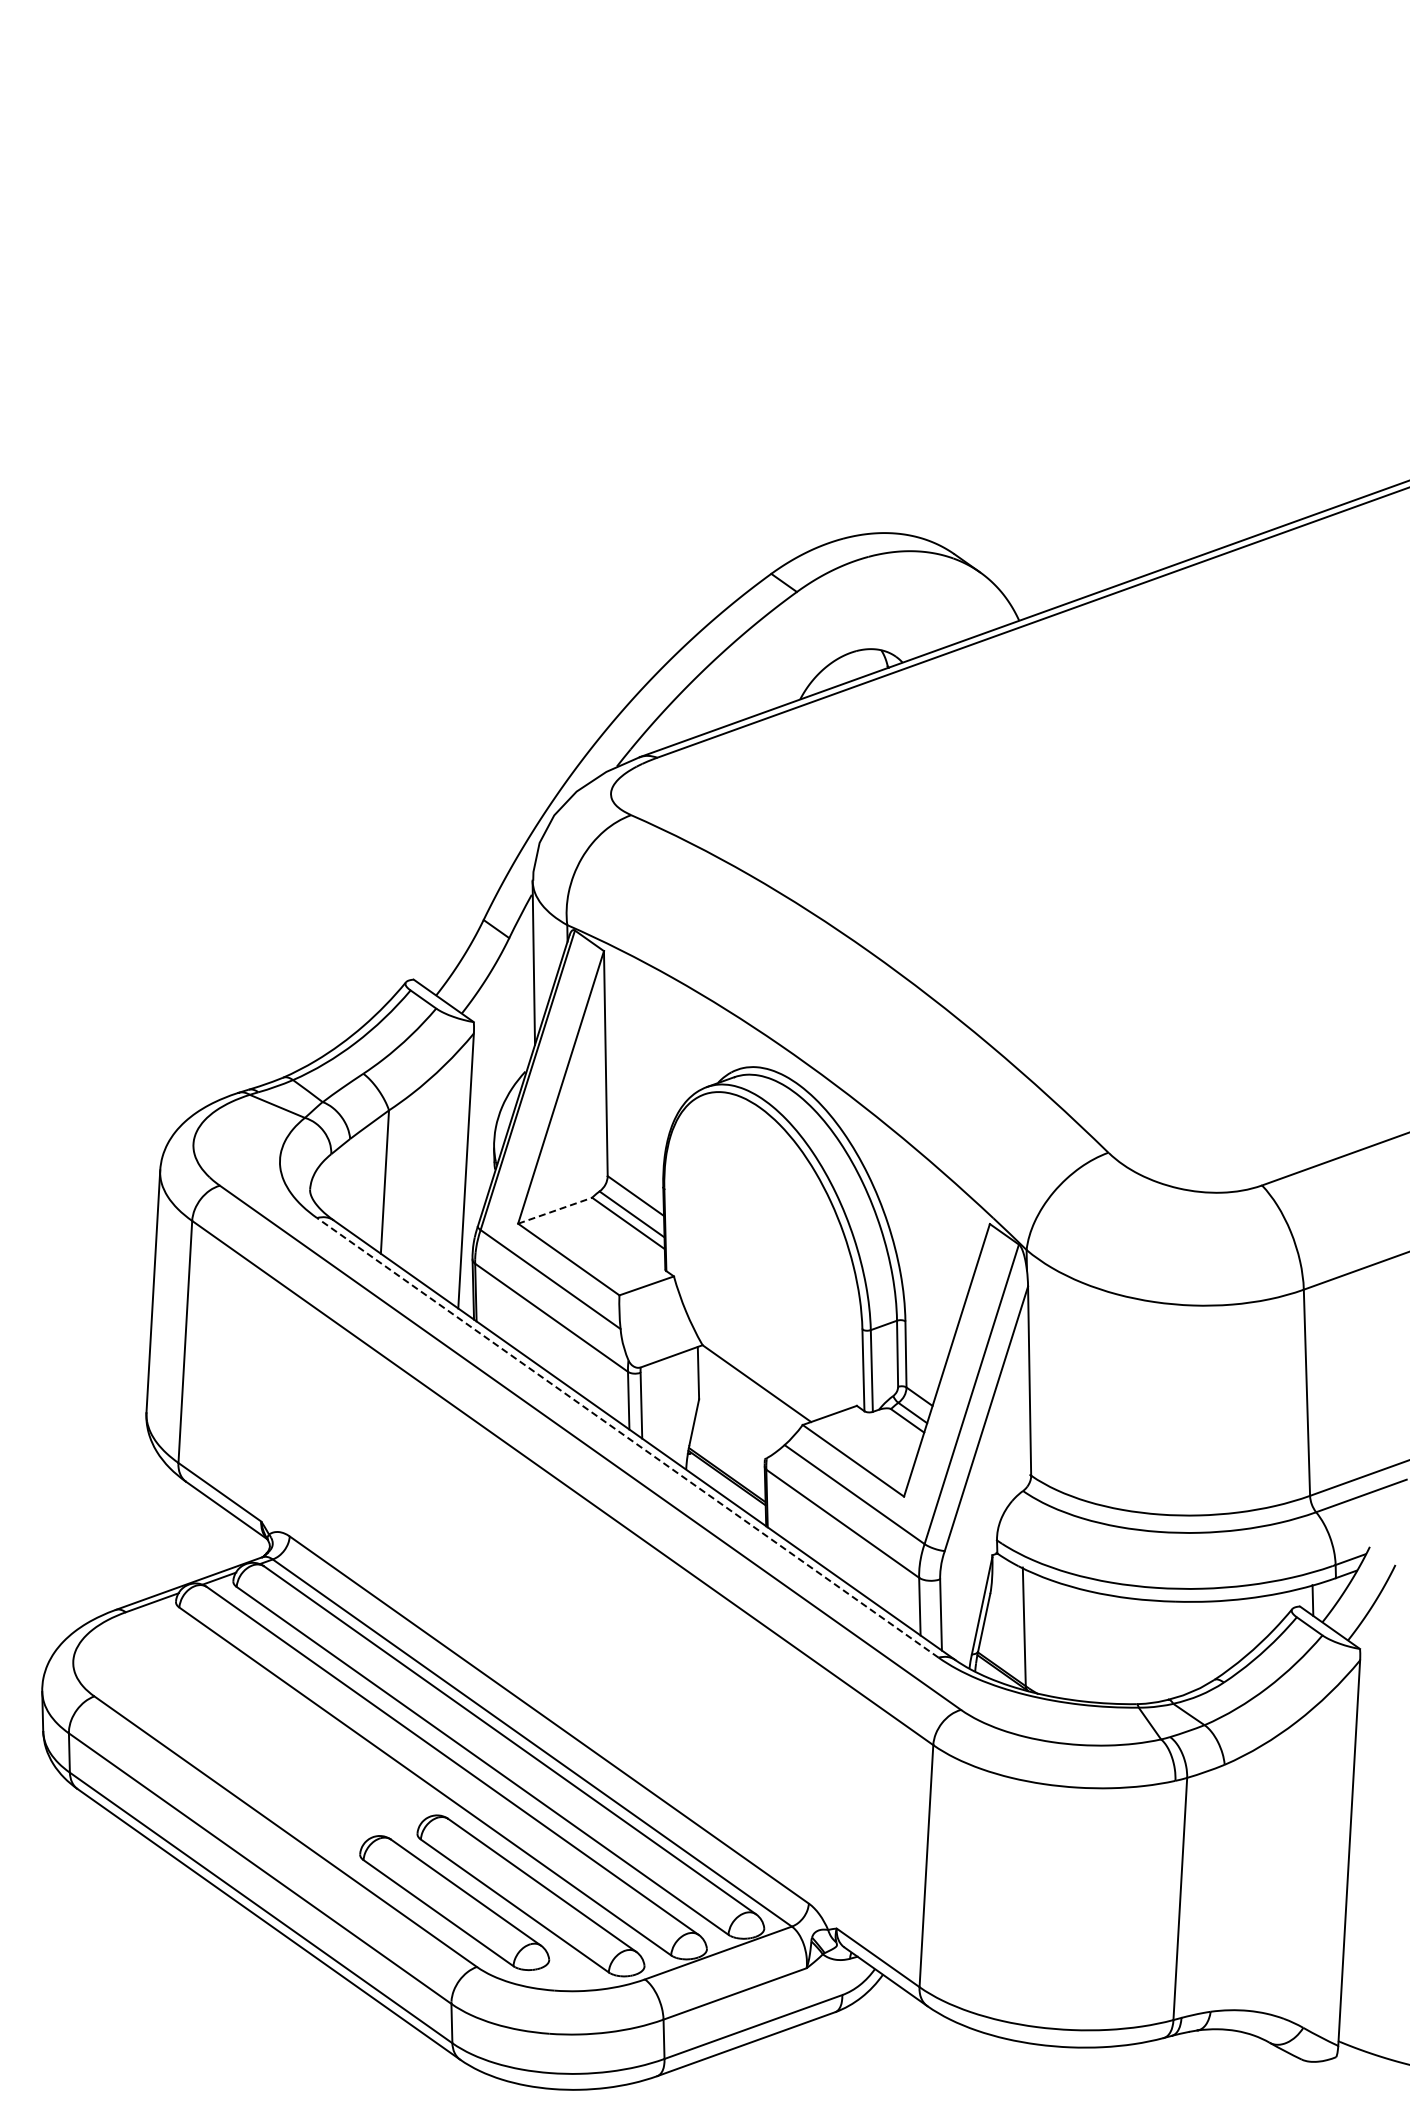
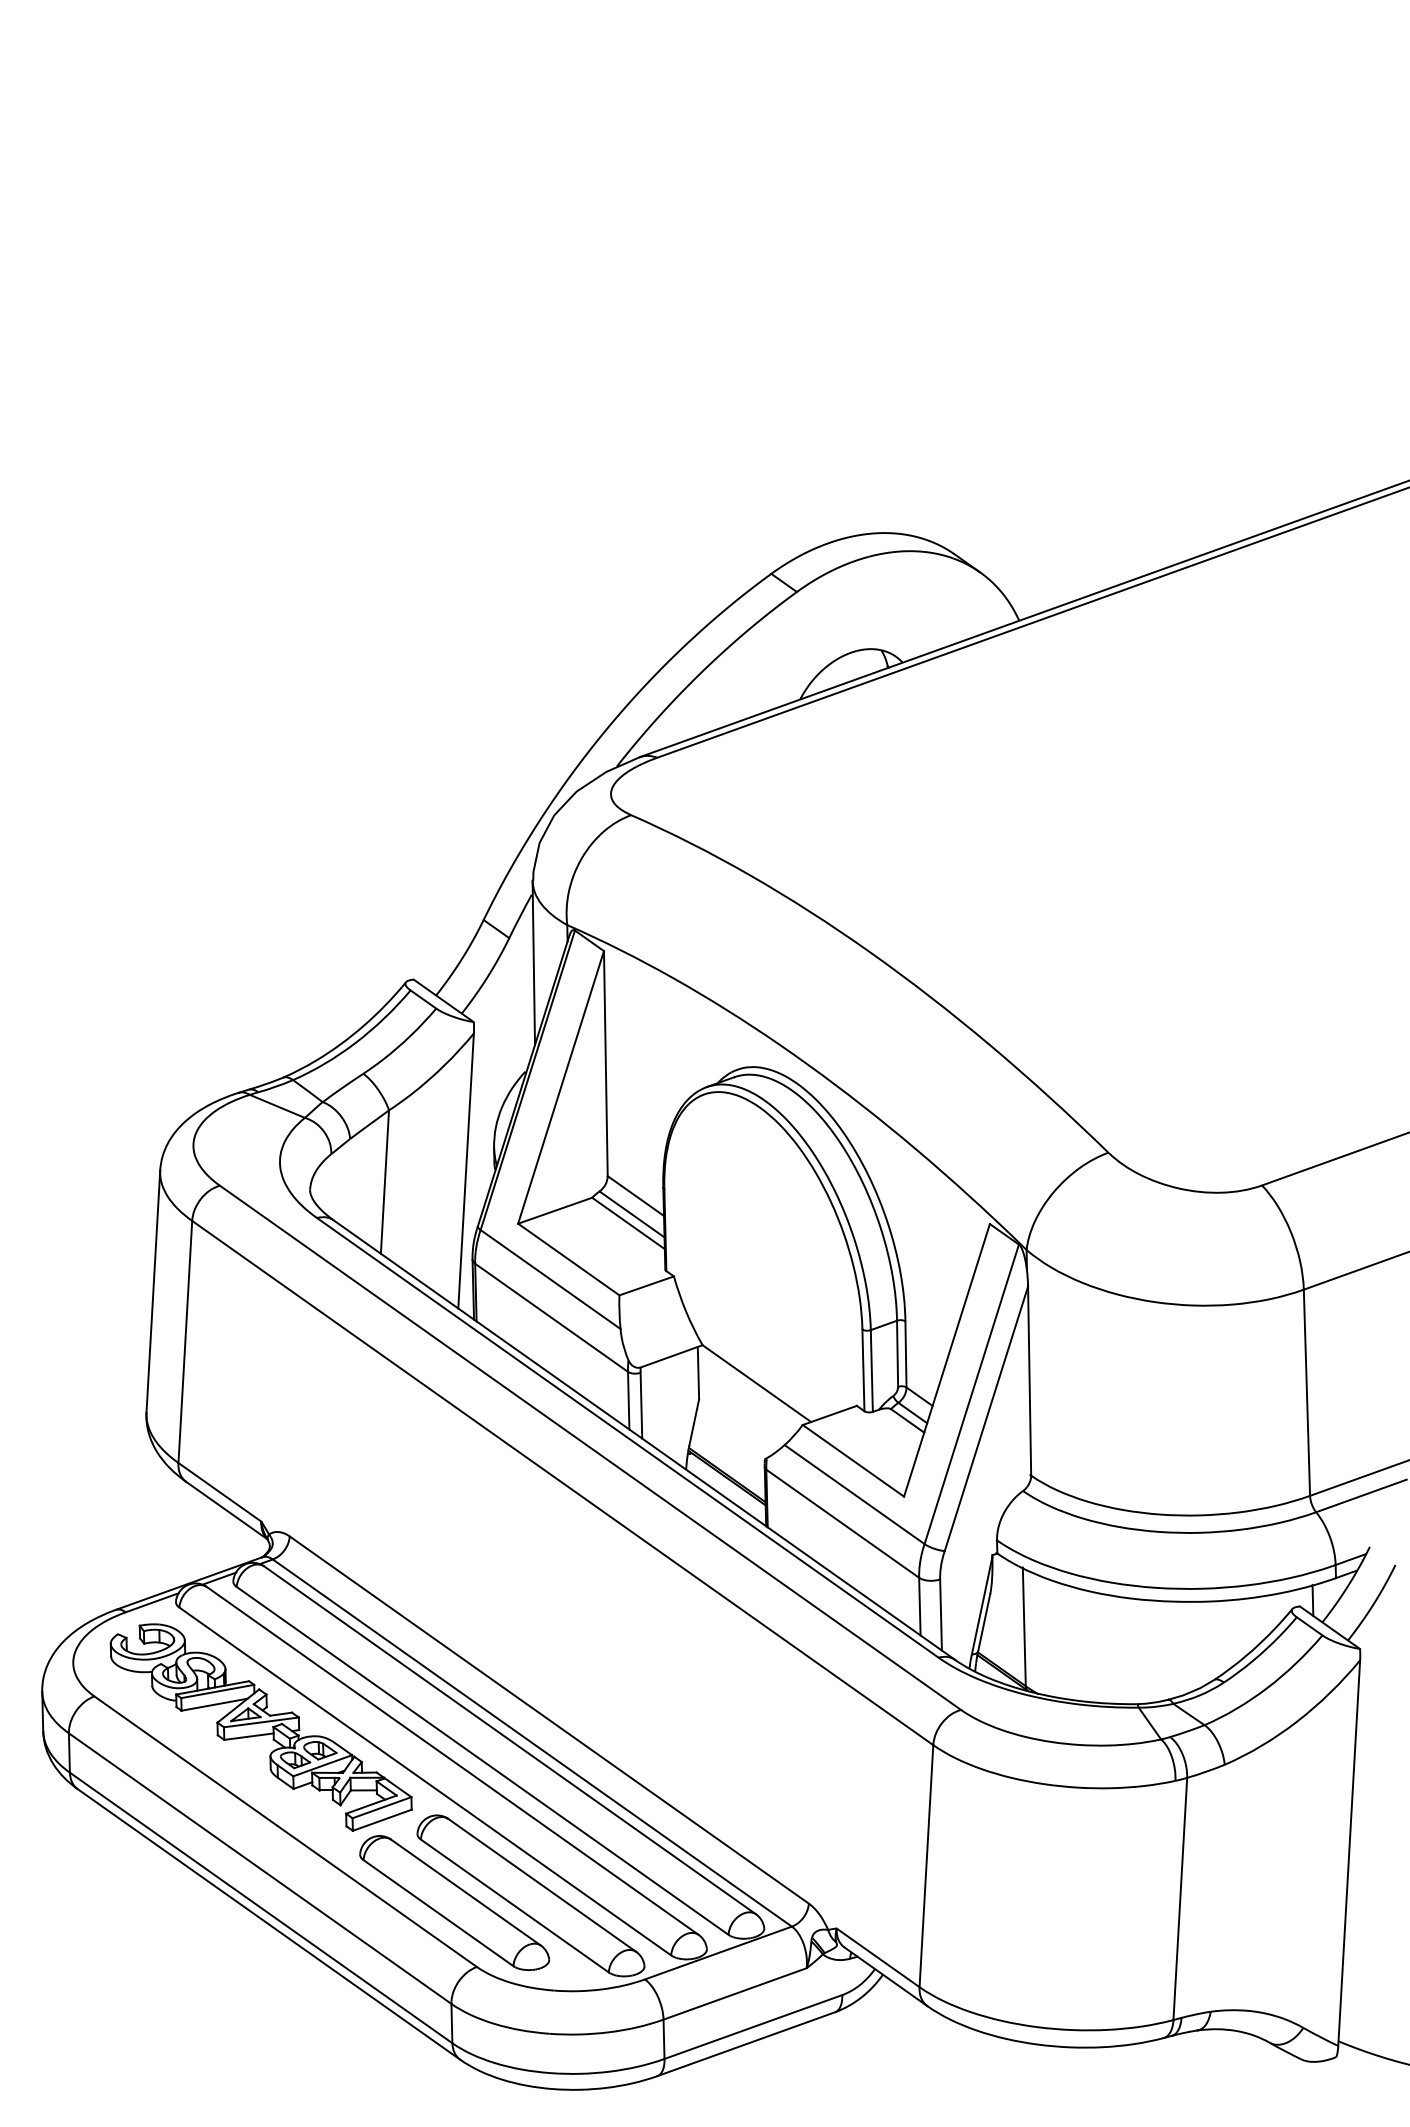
line: dashed -> solid (555, 1210)
line: dashed -> solid (627, 1437)
part: none -> present (260, 1727)
